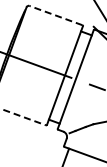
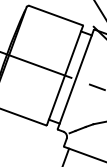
line: dashed -> solid (55, 15)
line: dashed -> solid (23, 117)
